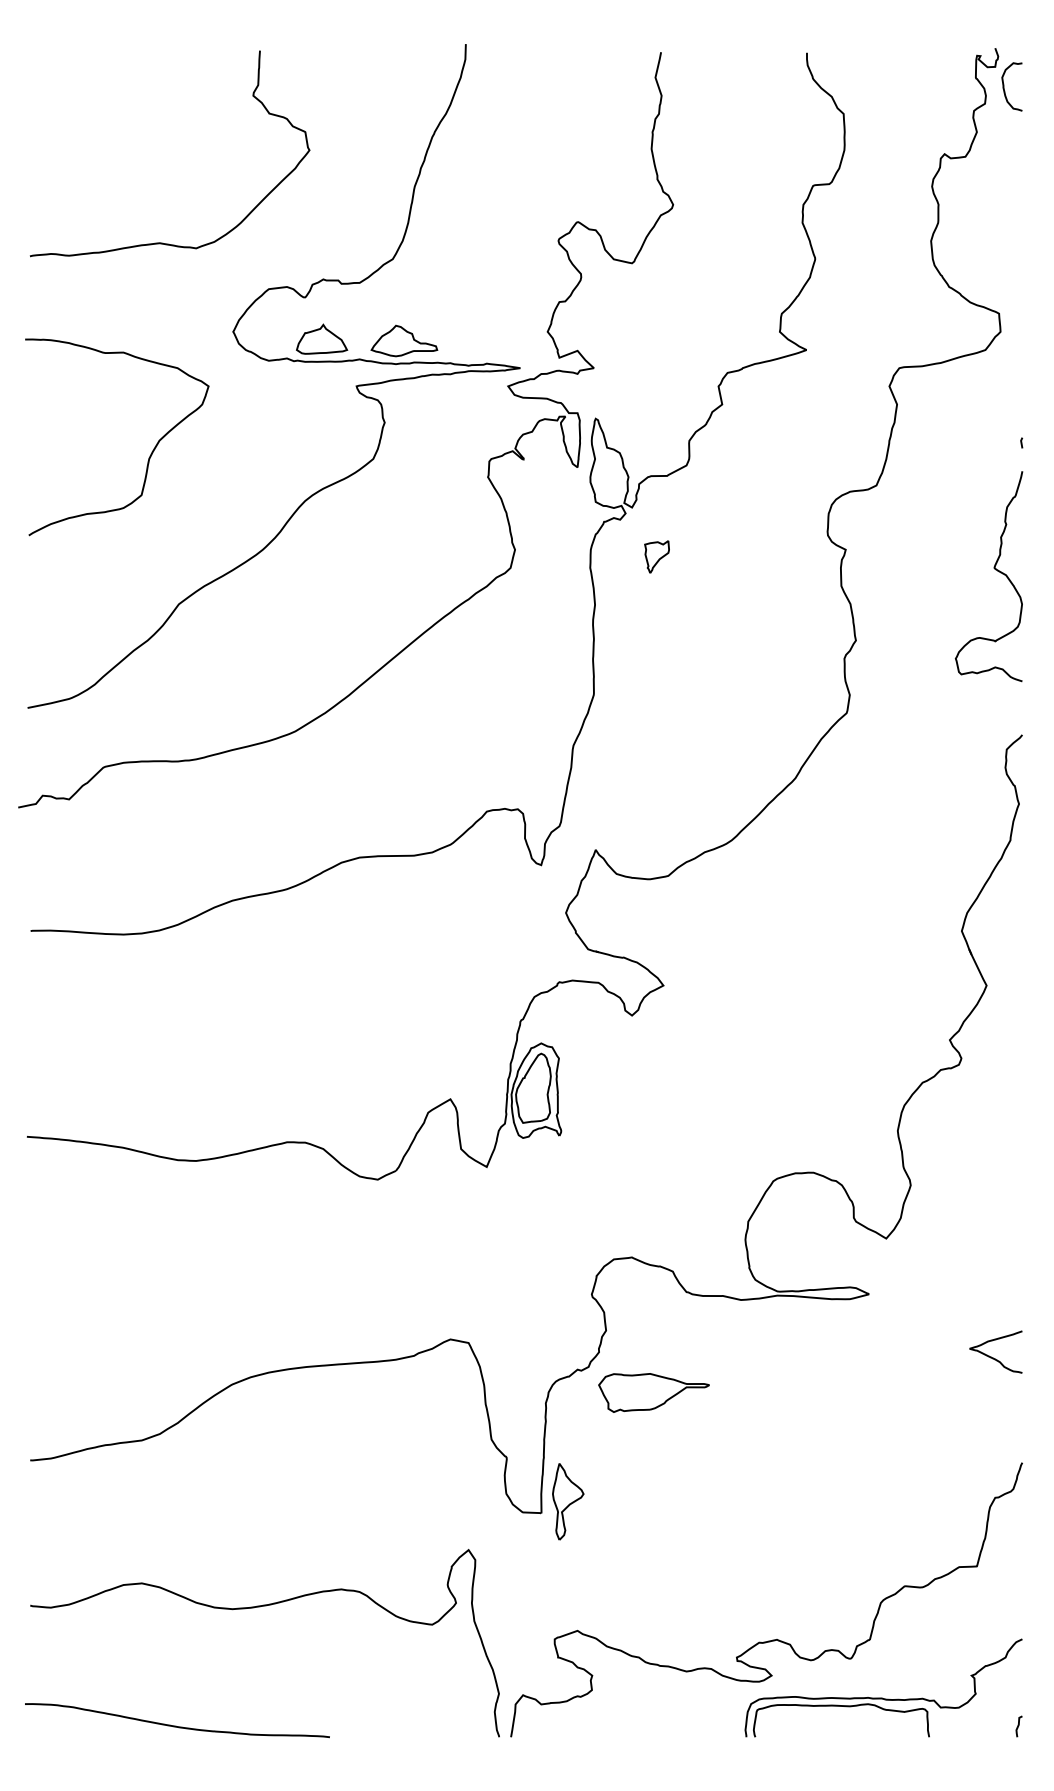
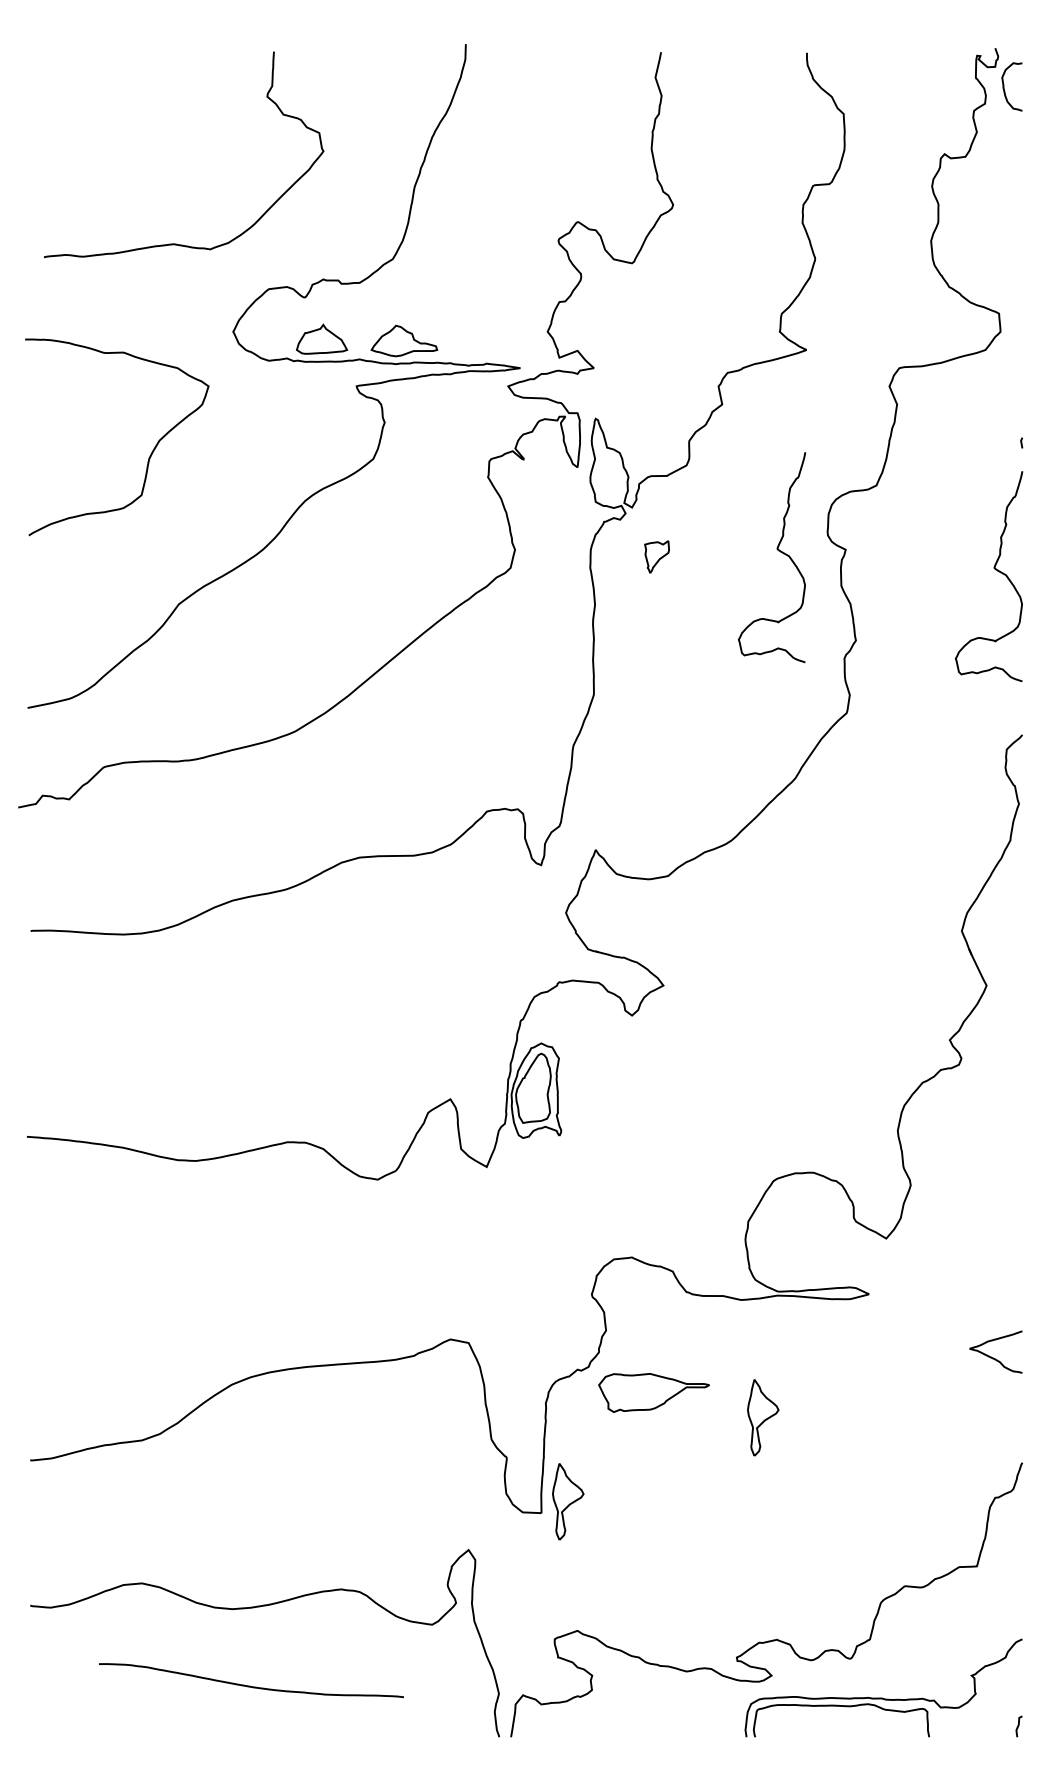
curve position: (162, 242) -> (176, 243) (176, 243)
curve: none -> present (777, 550)
part: none -> present (763, 1417)
curve position: (176, 1725) -> (250, 1685) (250, 1685)
